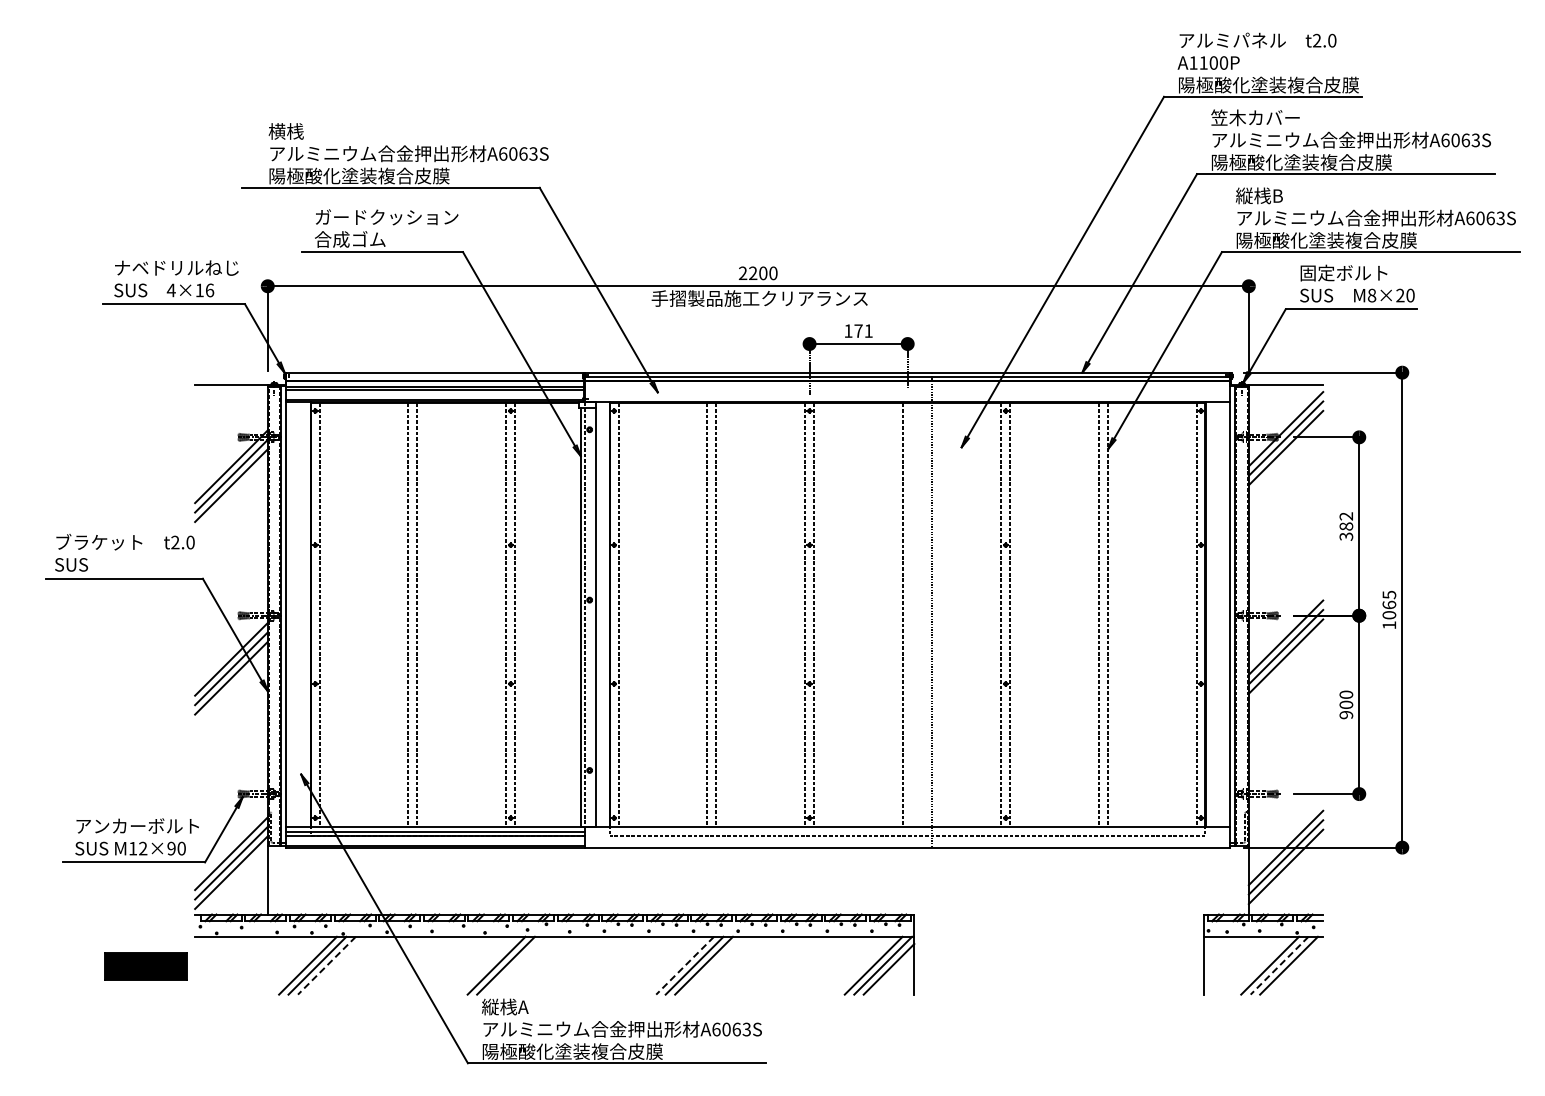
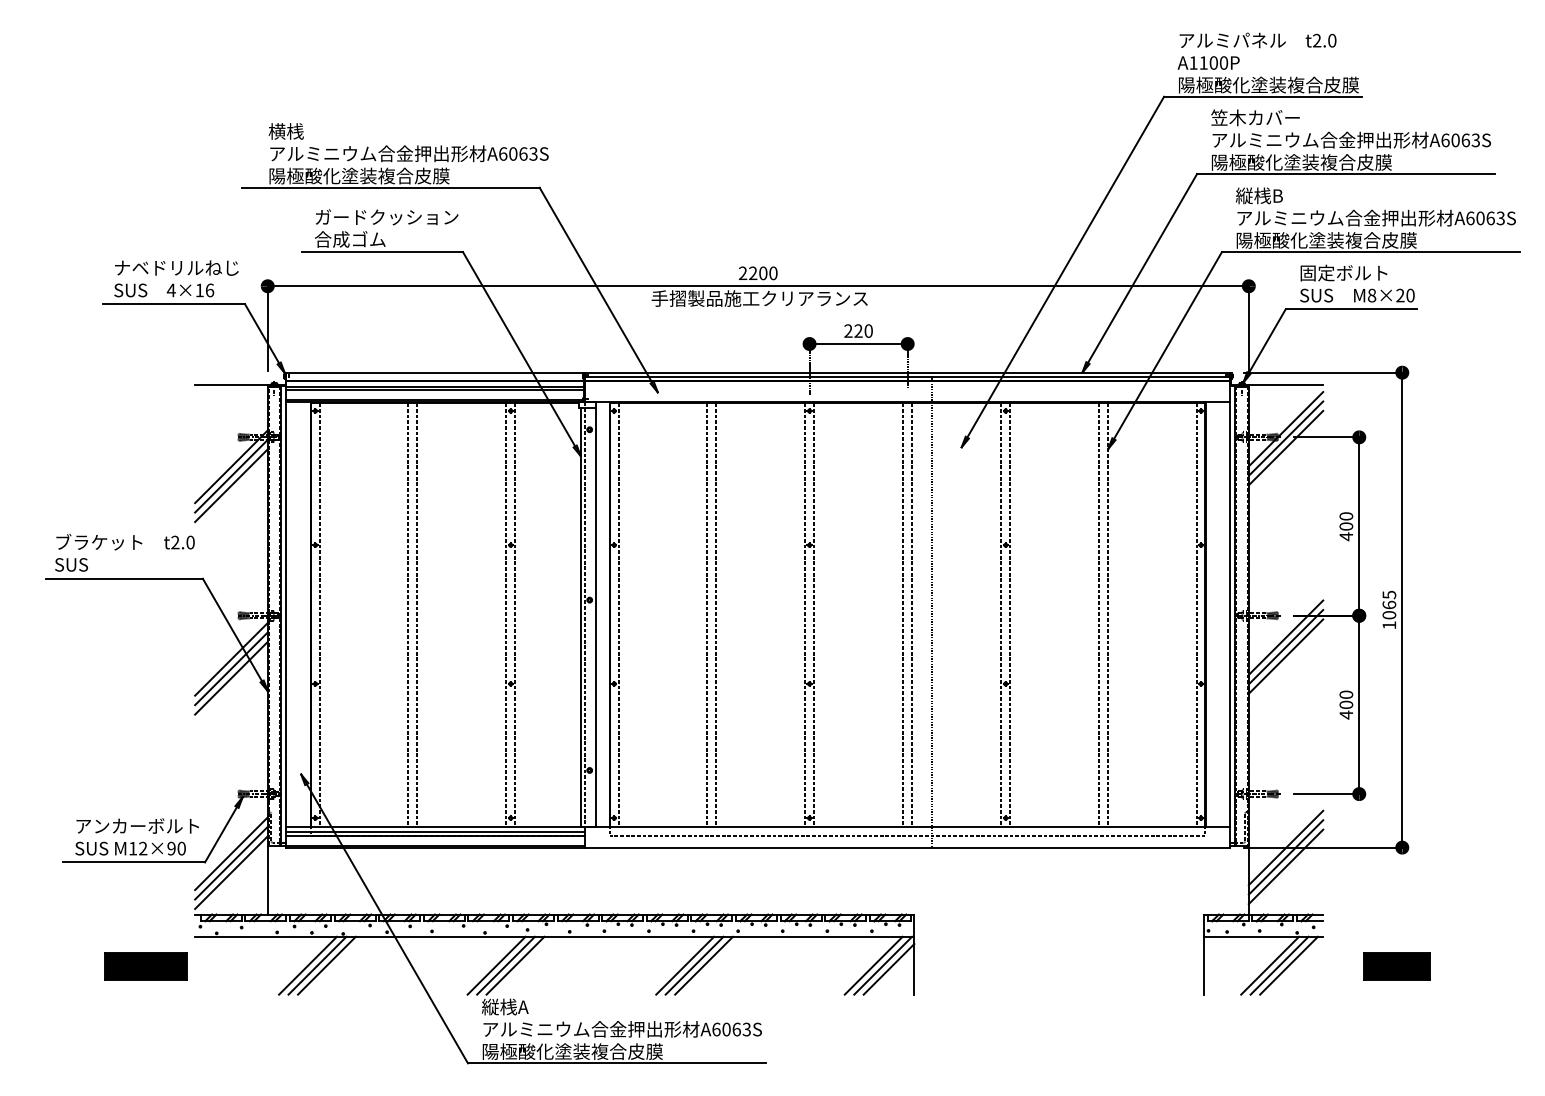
text: 171 -> 220 (858, 330)
text: 382 -> 400 (1346, 526)
line: none -> present (912, 614)
text: 900 -> 400 (1346, 714)
line: dashed -> solid (326, 965)
line: none -> present (515, 965)
line: dashed -> solid (685, 965)
line: dashed -> solid (1279, 965)
part: none -> present (1396, 966)
